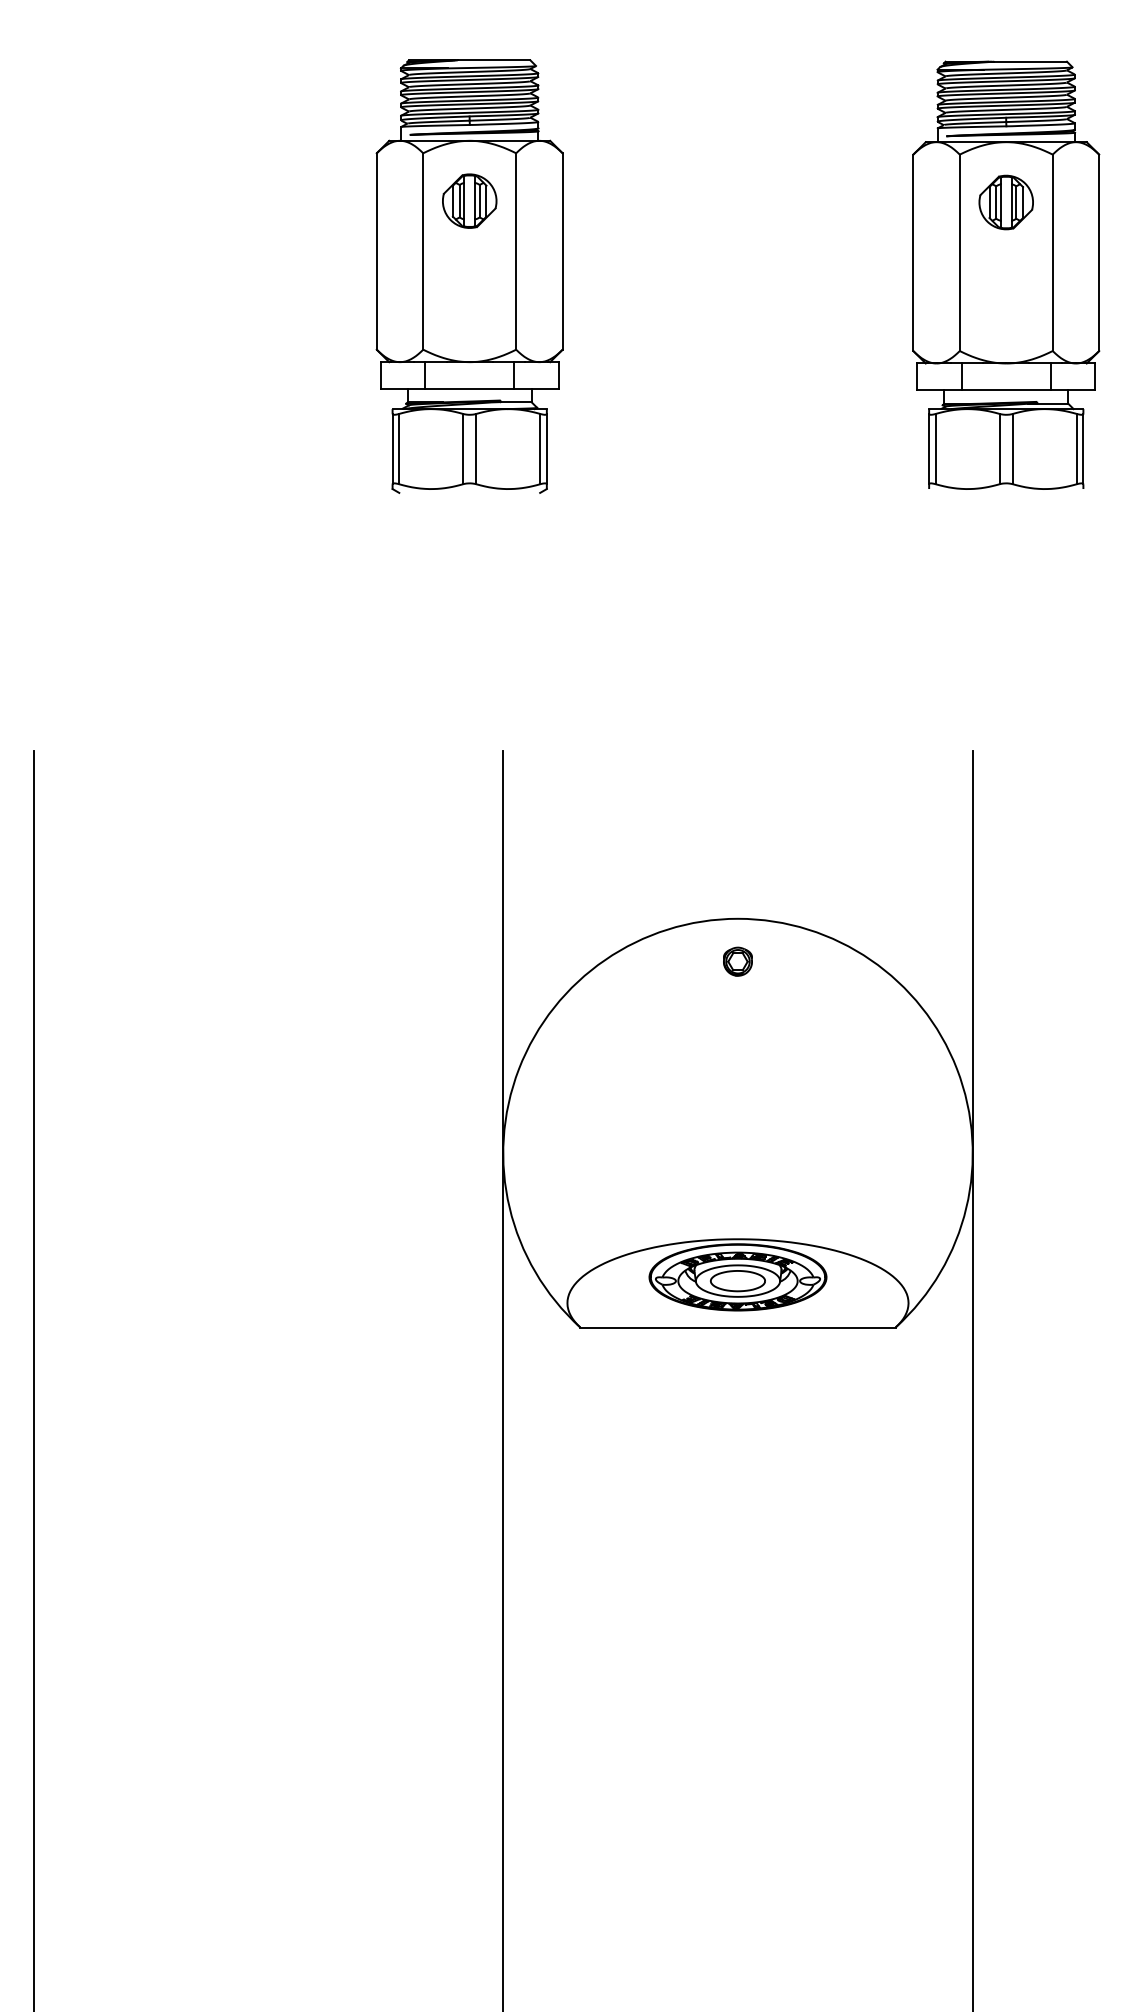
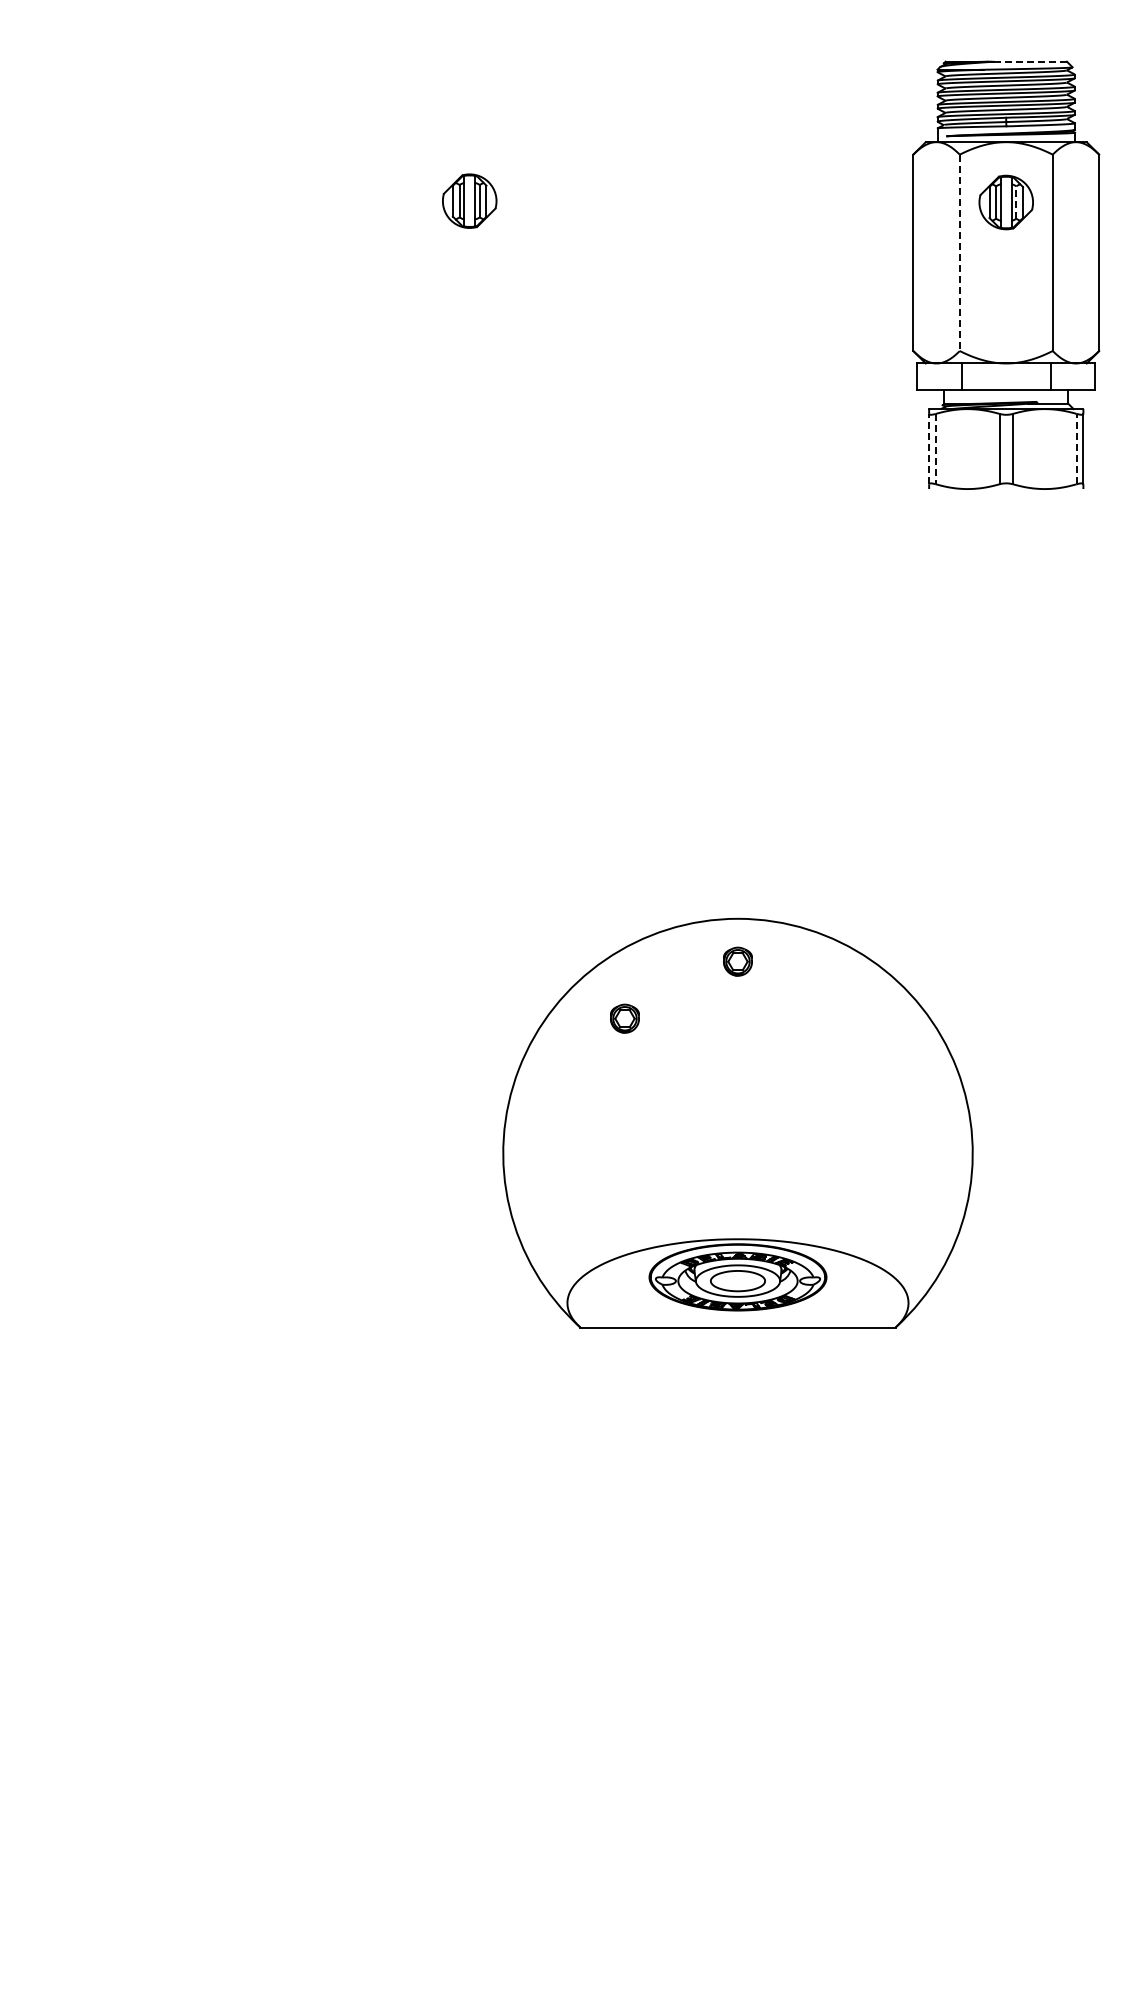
line: solid -> dashed (1031, 61)
line: solid -> dashed (1016, 202)
line: solid -> dashed (959, 253)
part: present -> none (469, 276)
line: solid -> dashed (929, 448)
line: solid -> dashed (1076, 448)
line: solid -> dashed (935, 449)
part: none -> present (624, 1018)
line: present -> none (33, 1379)
line: present -> none (503, 1379)
line: present -> none (972, 1379)
